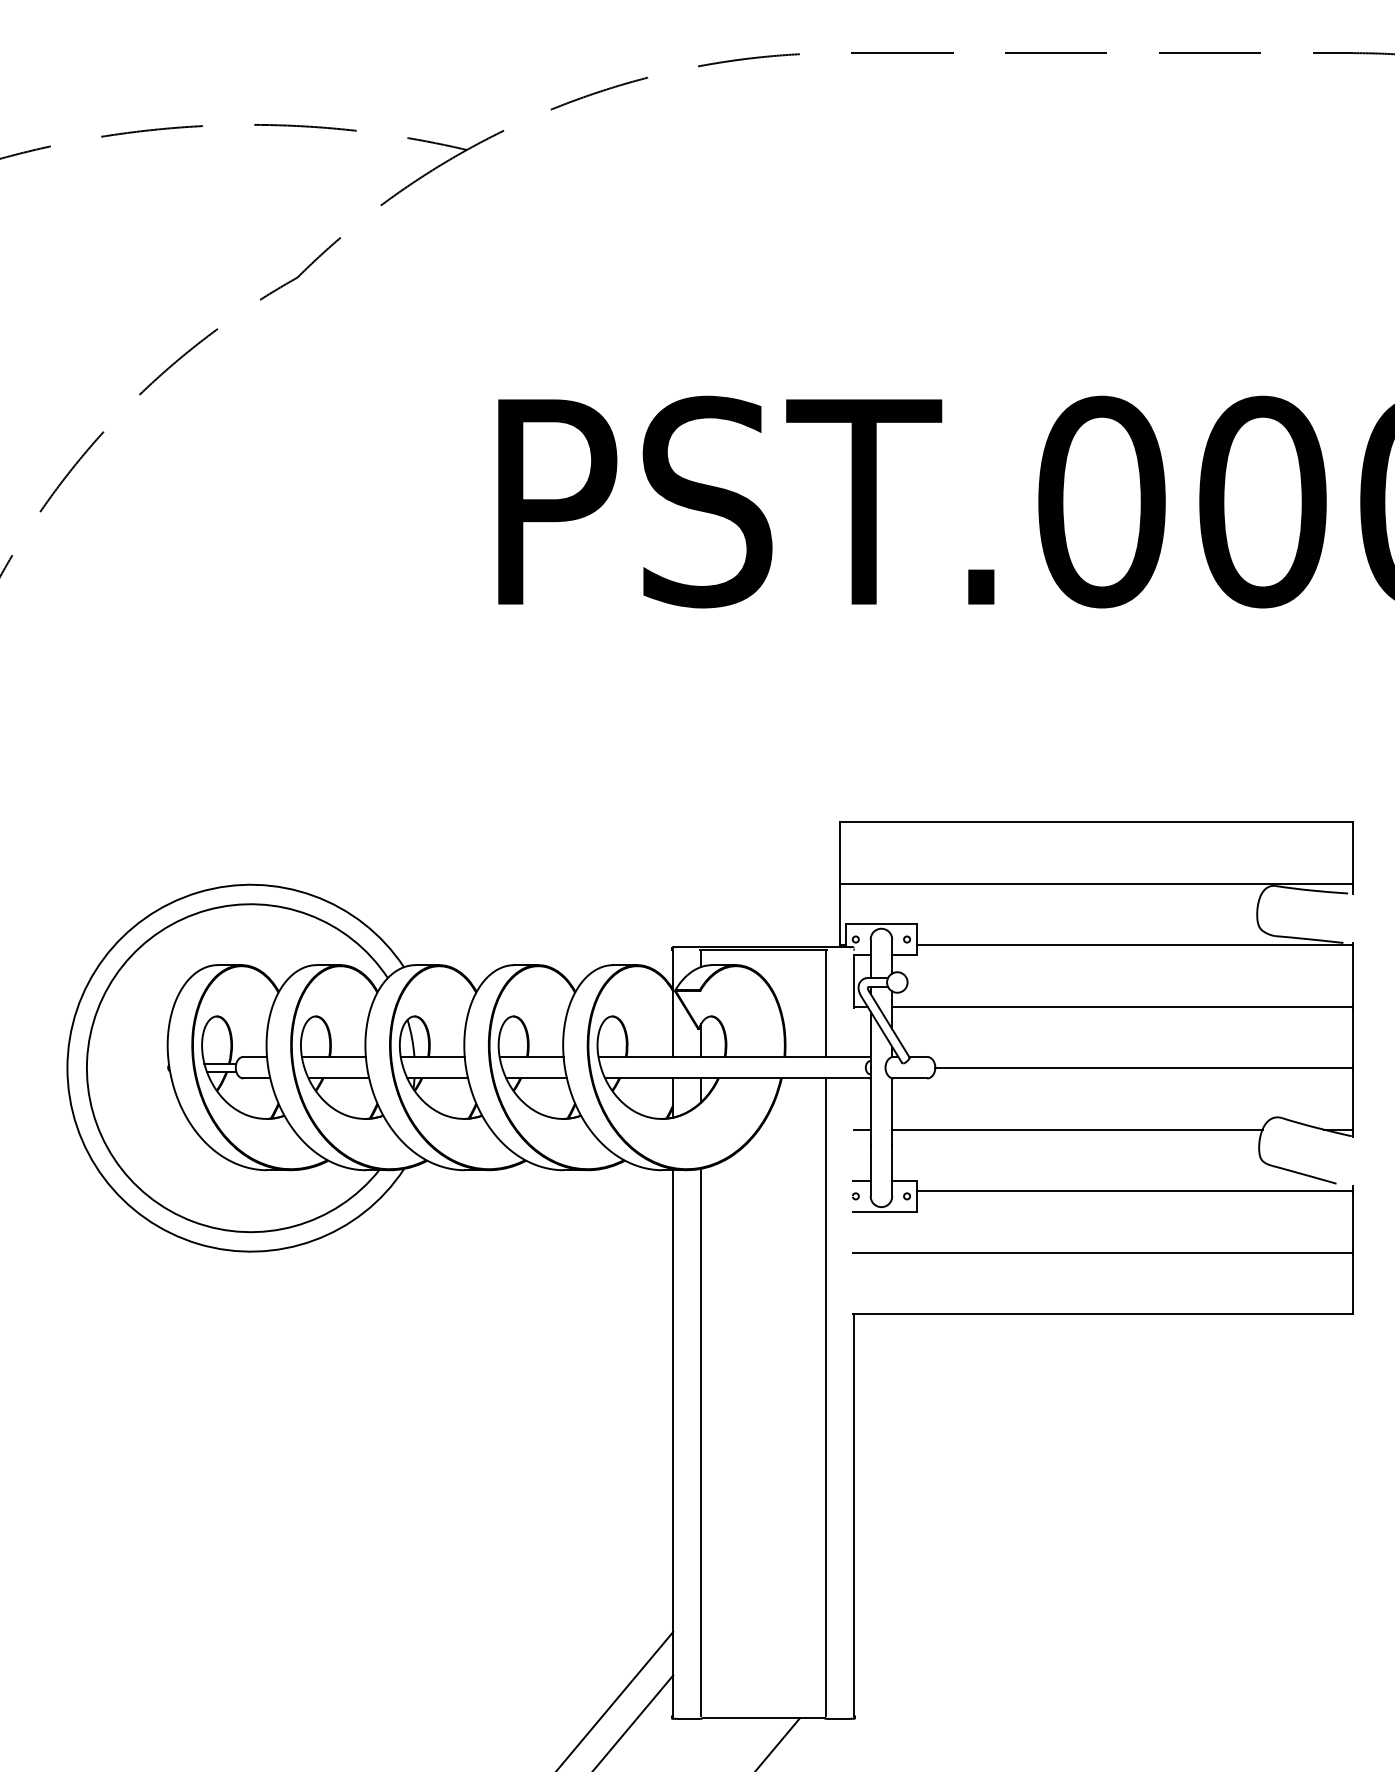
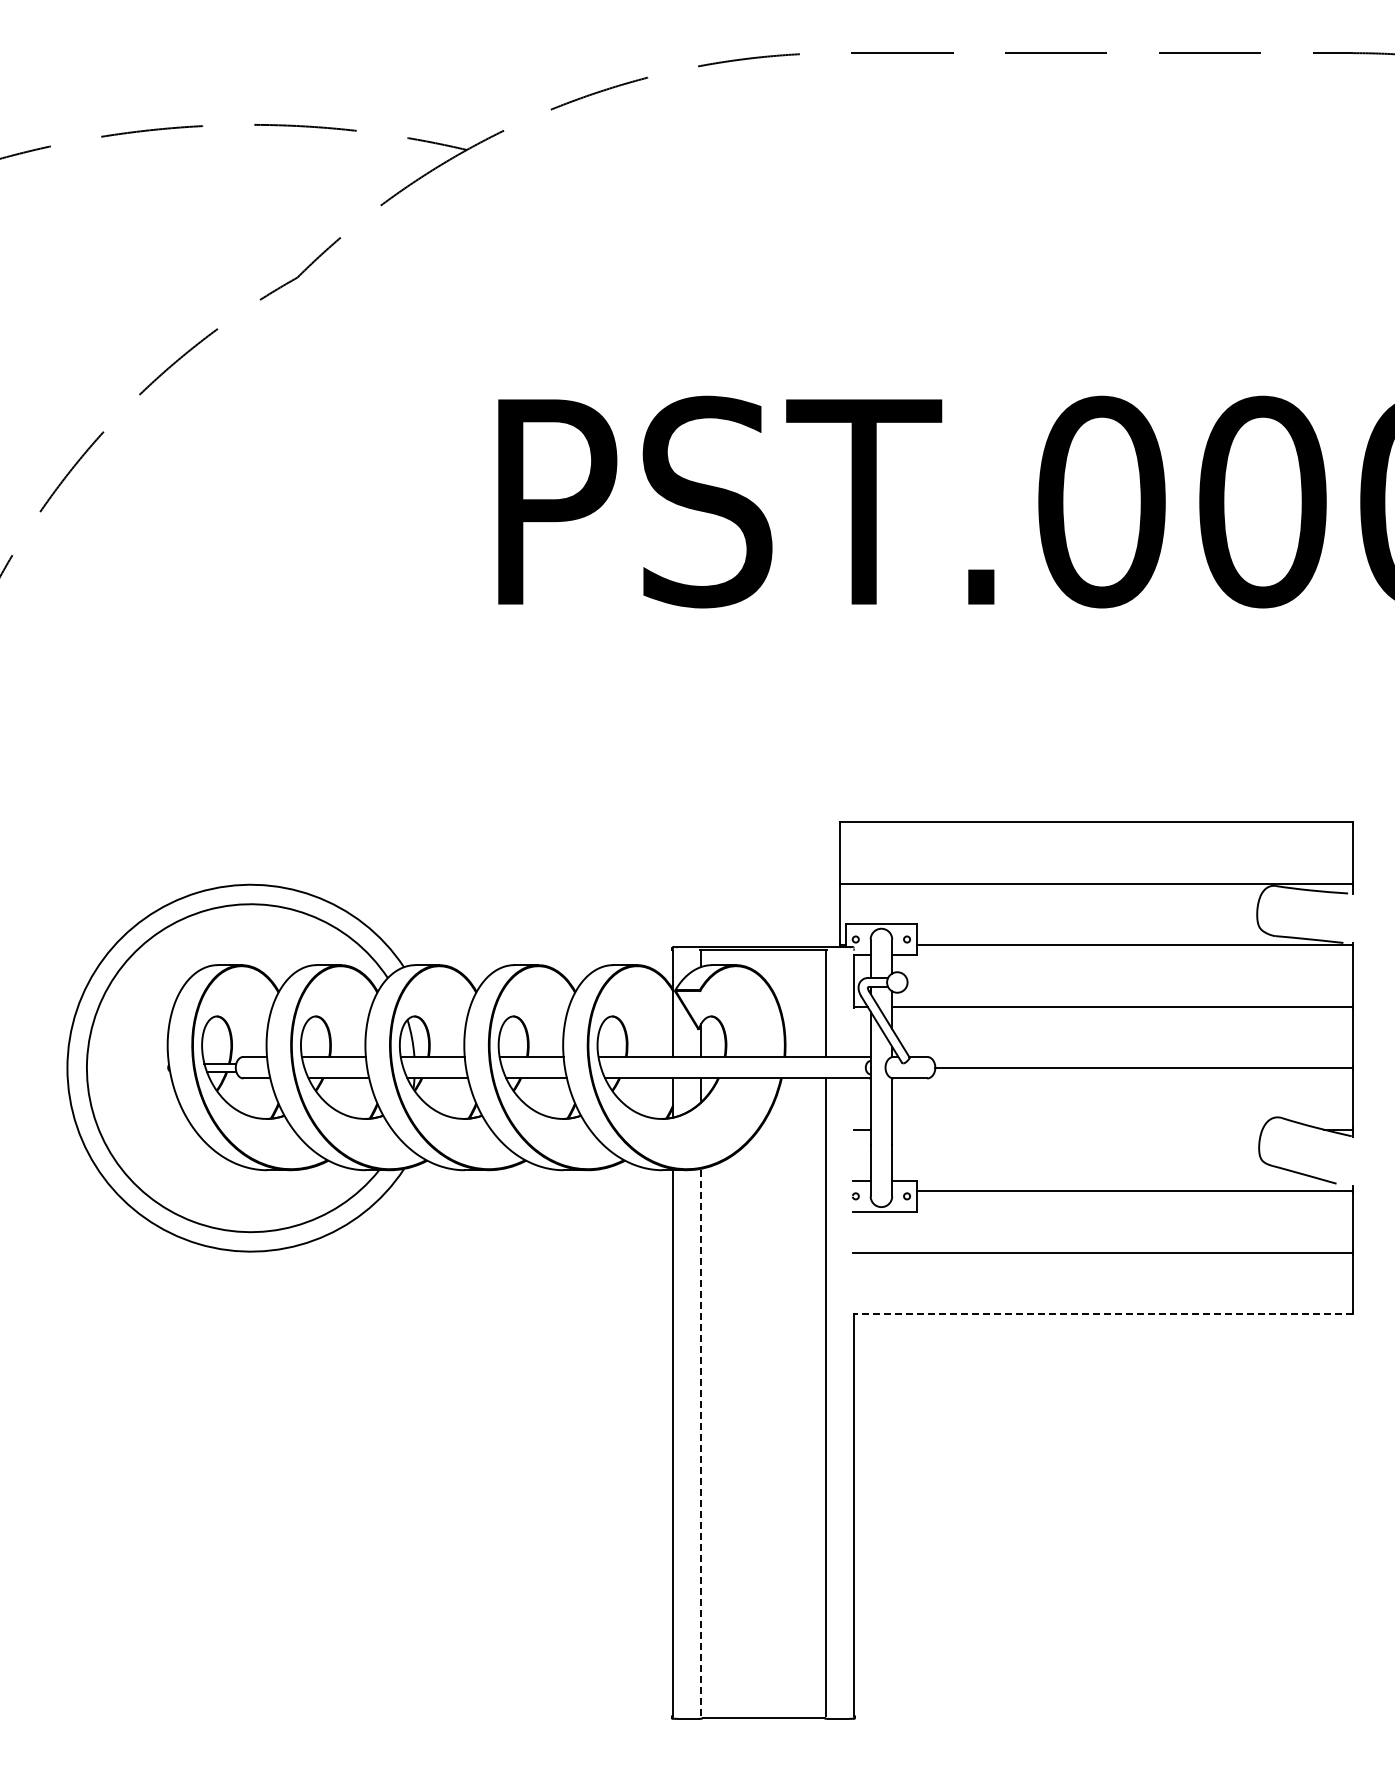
line: present -> none (1077, 1129)
line: solid -> dashed (1103, 1314)
line: solid -> dashed (701, 1442)
line: present -> none (615, 1699)
line: present -> none (633, 1721)
line: present -> none (778, 1743)
